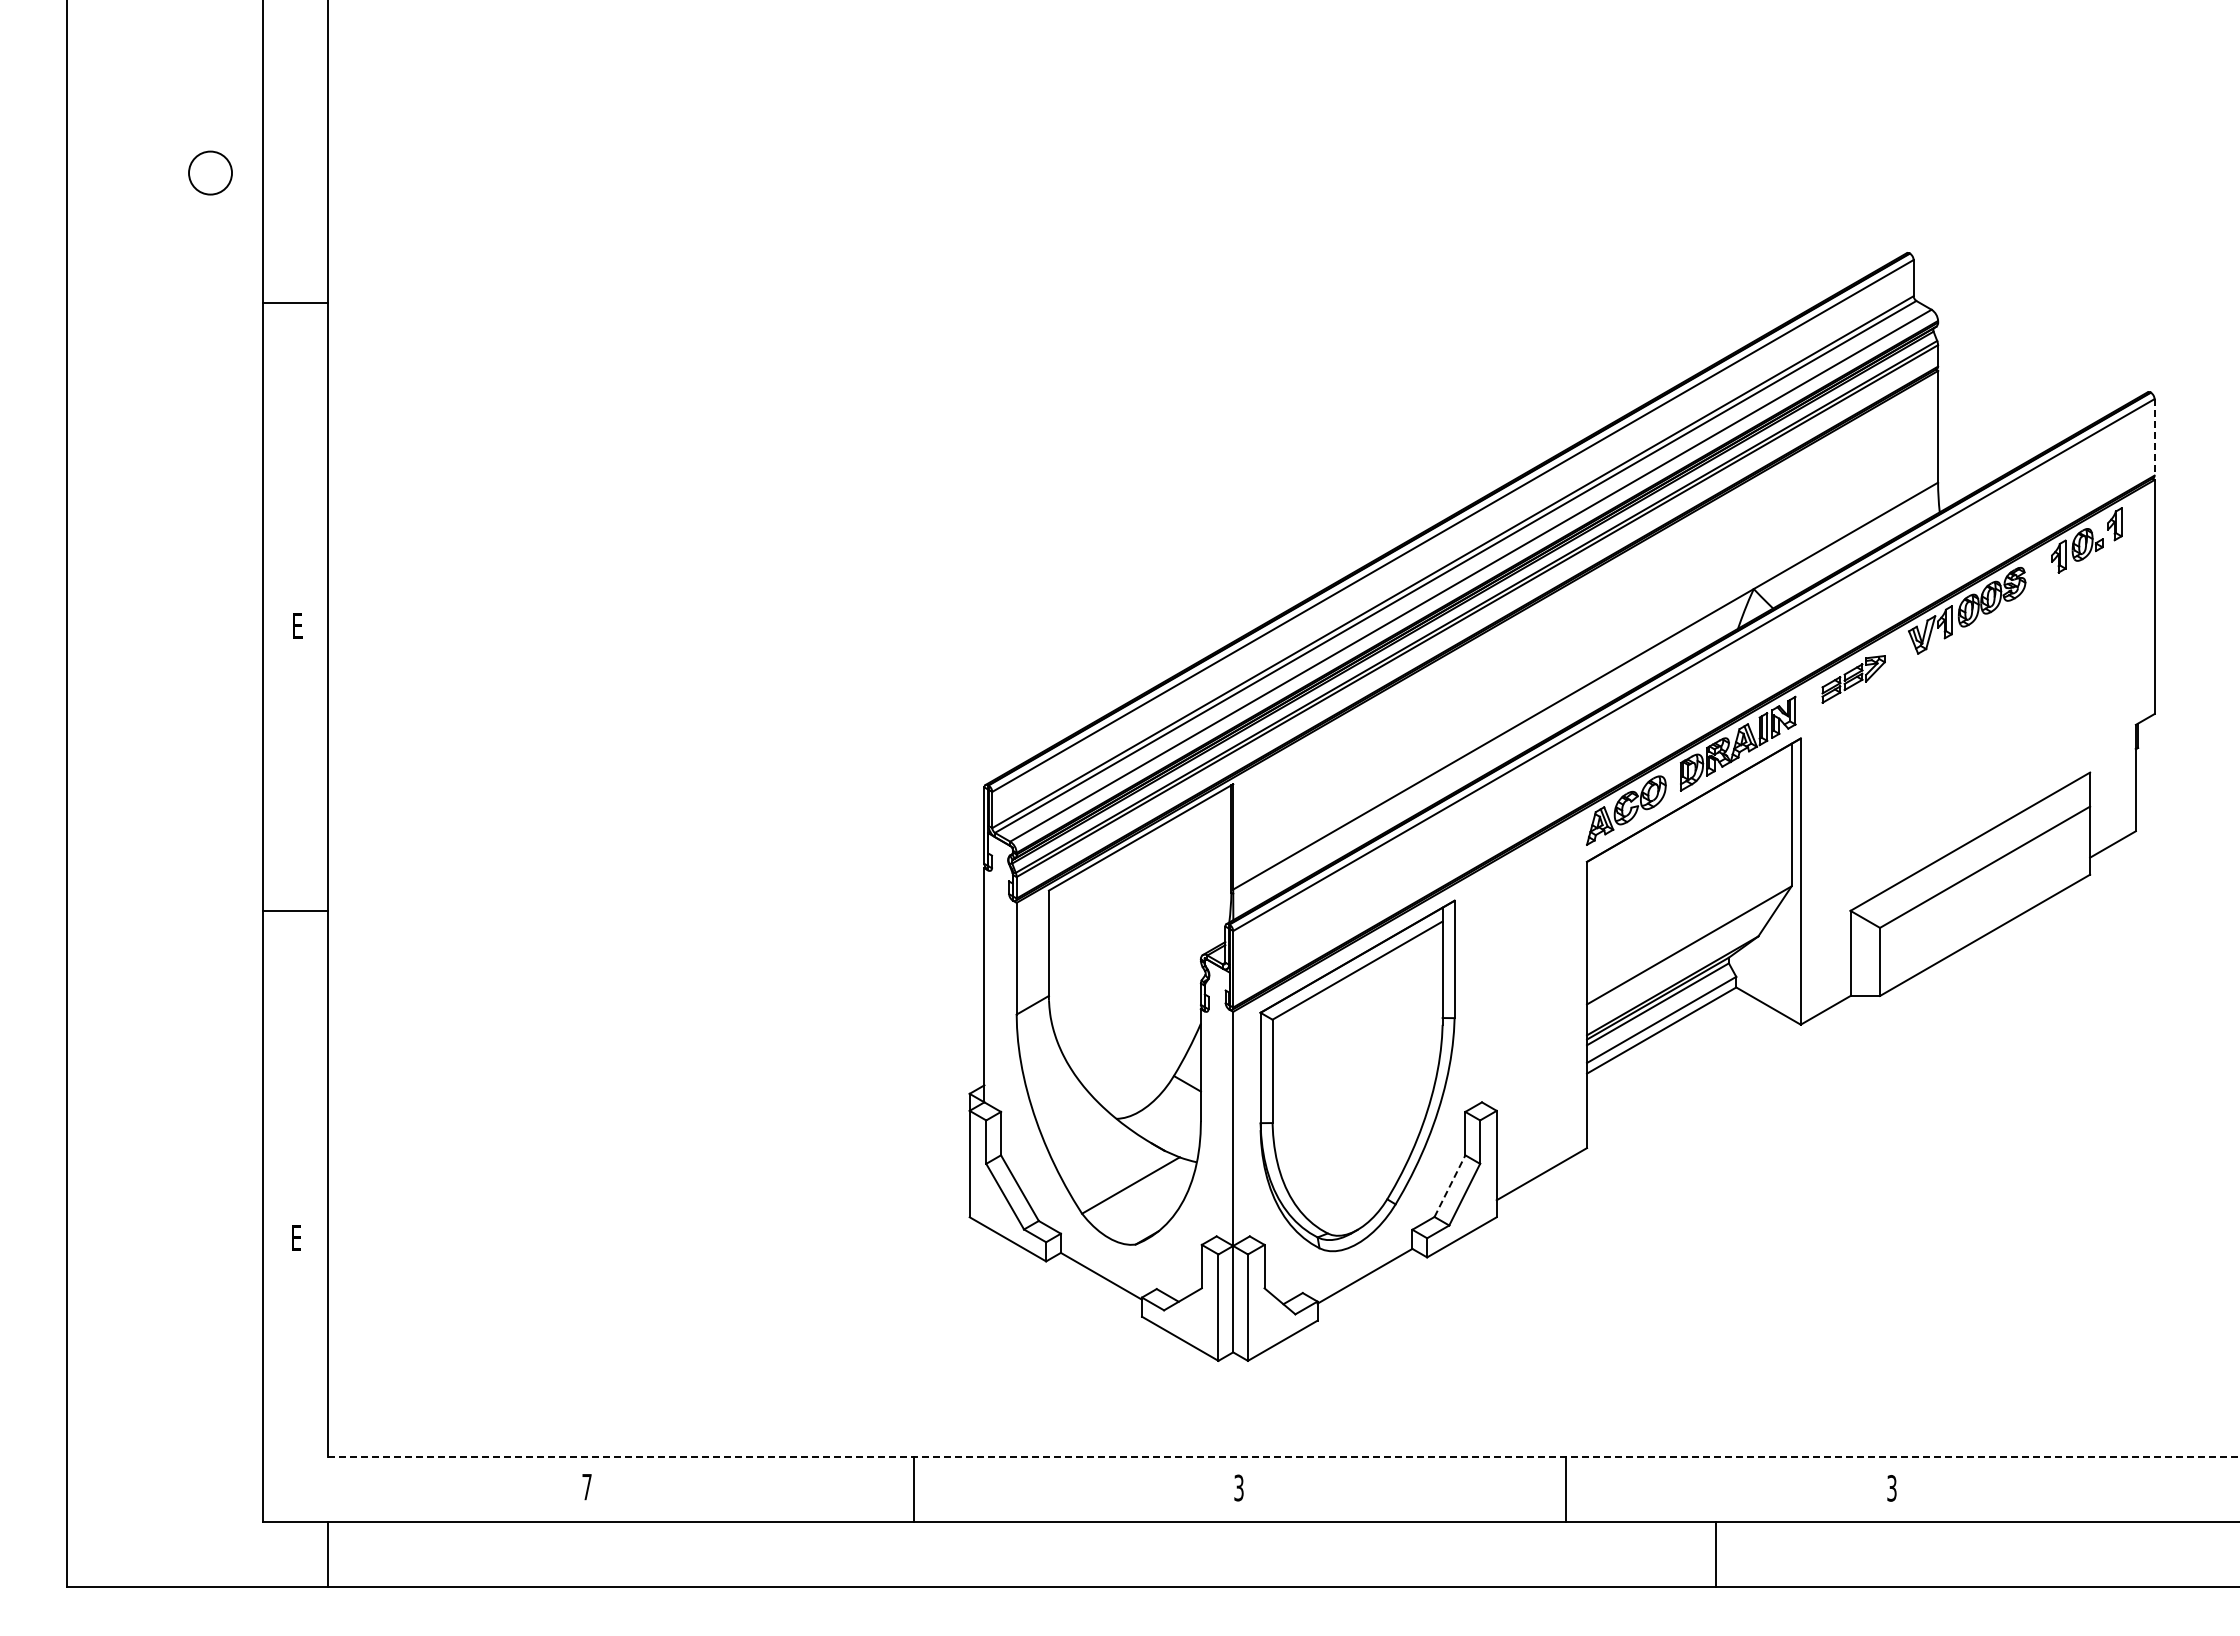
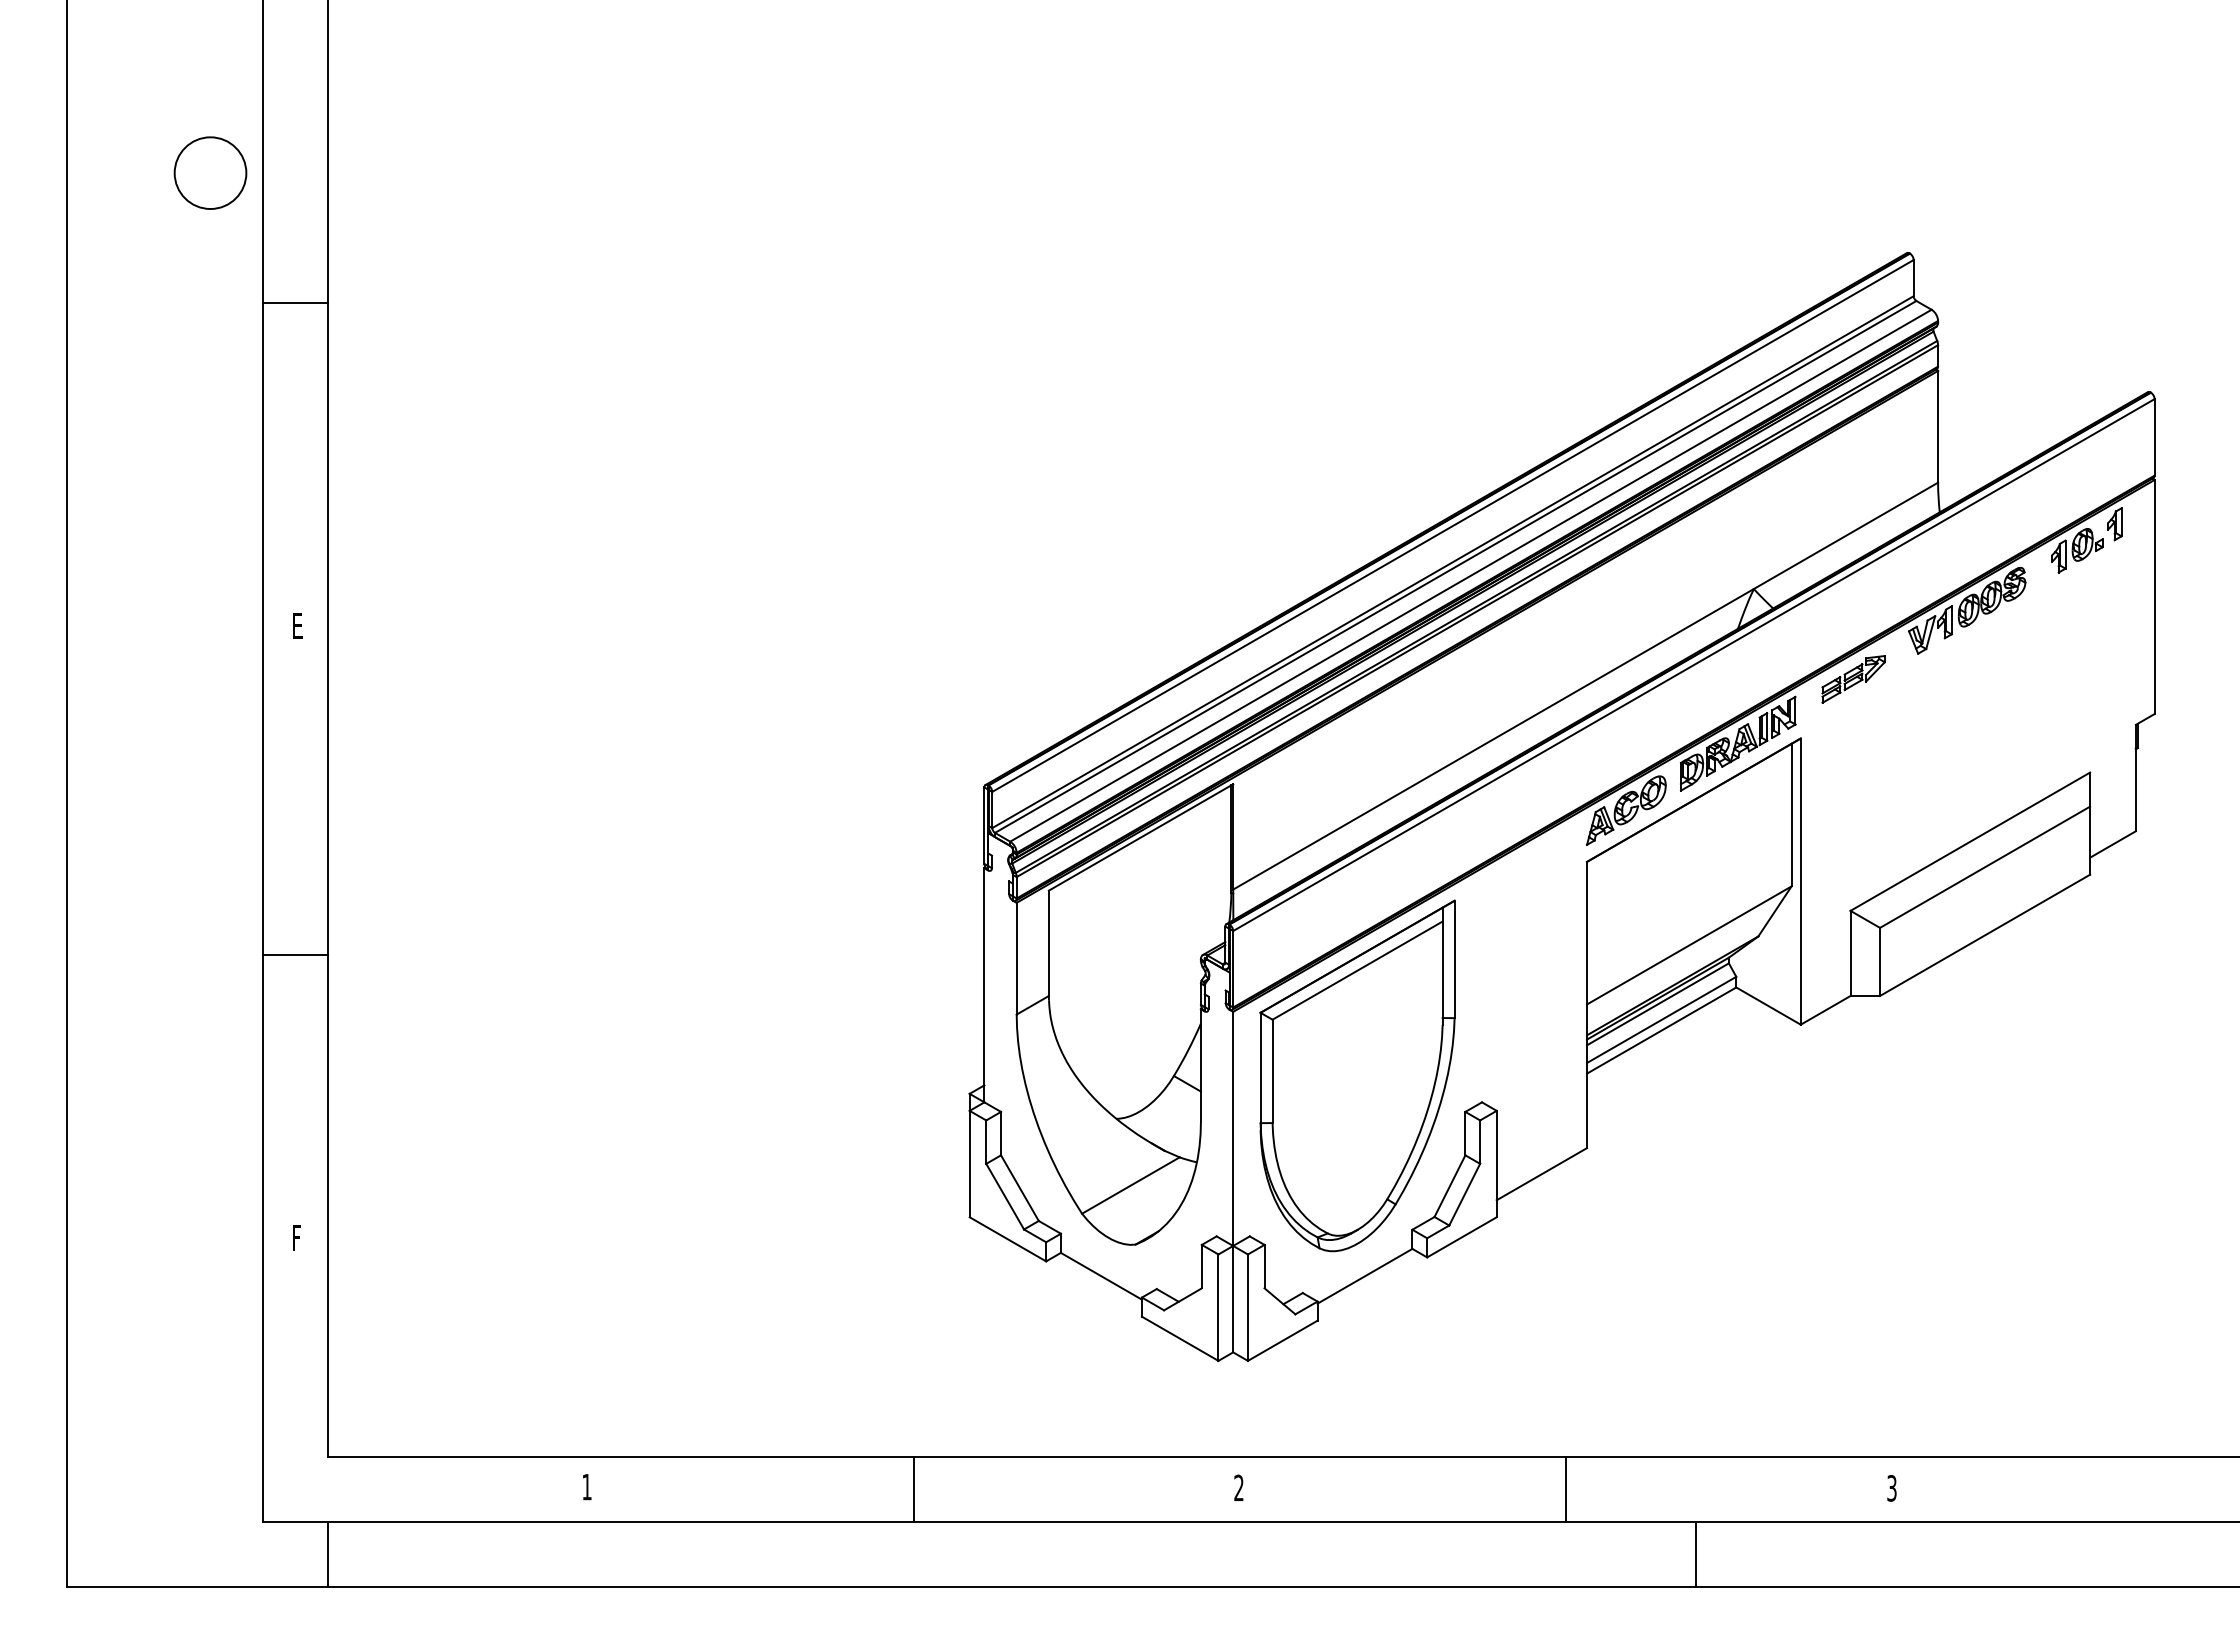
circle size: 45x46 px -> 75x74 px (210, 172)
line: dashed -> solid (2154, 437)
line position: (294, 910) -> (294, 954) (294, 954)
line: dashed -> solid (1450, 1185)
text: E -> F (296, 1237)
line: dashed -> solid (1283, 1456)
text: 7 -> 1 (586, 1487)
text: 3 -> 2 (1238, 1488)
line position: (1715, 1553) -> (1695, 1553) (1695, 1553)
